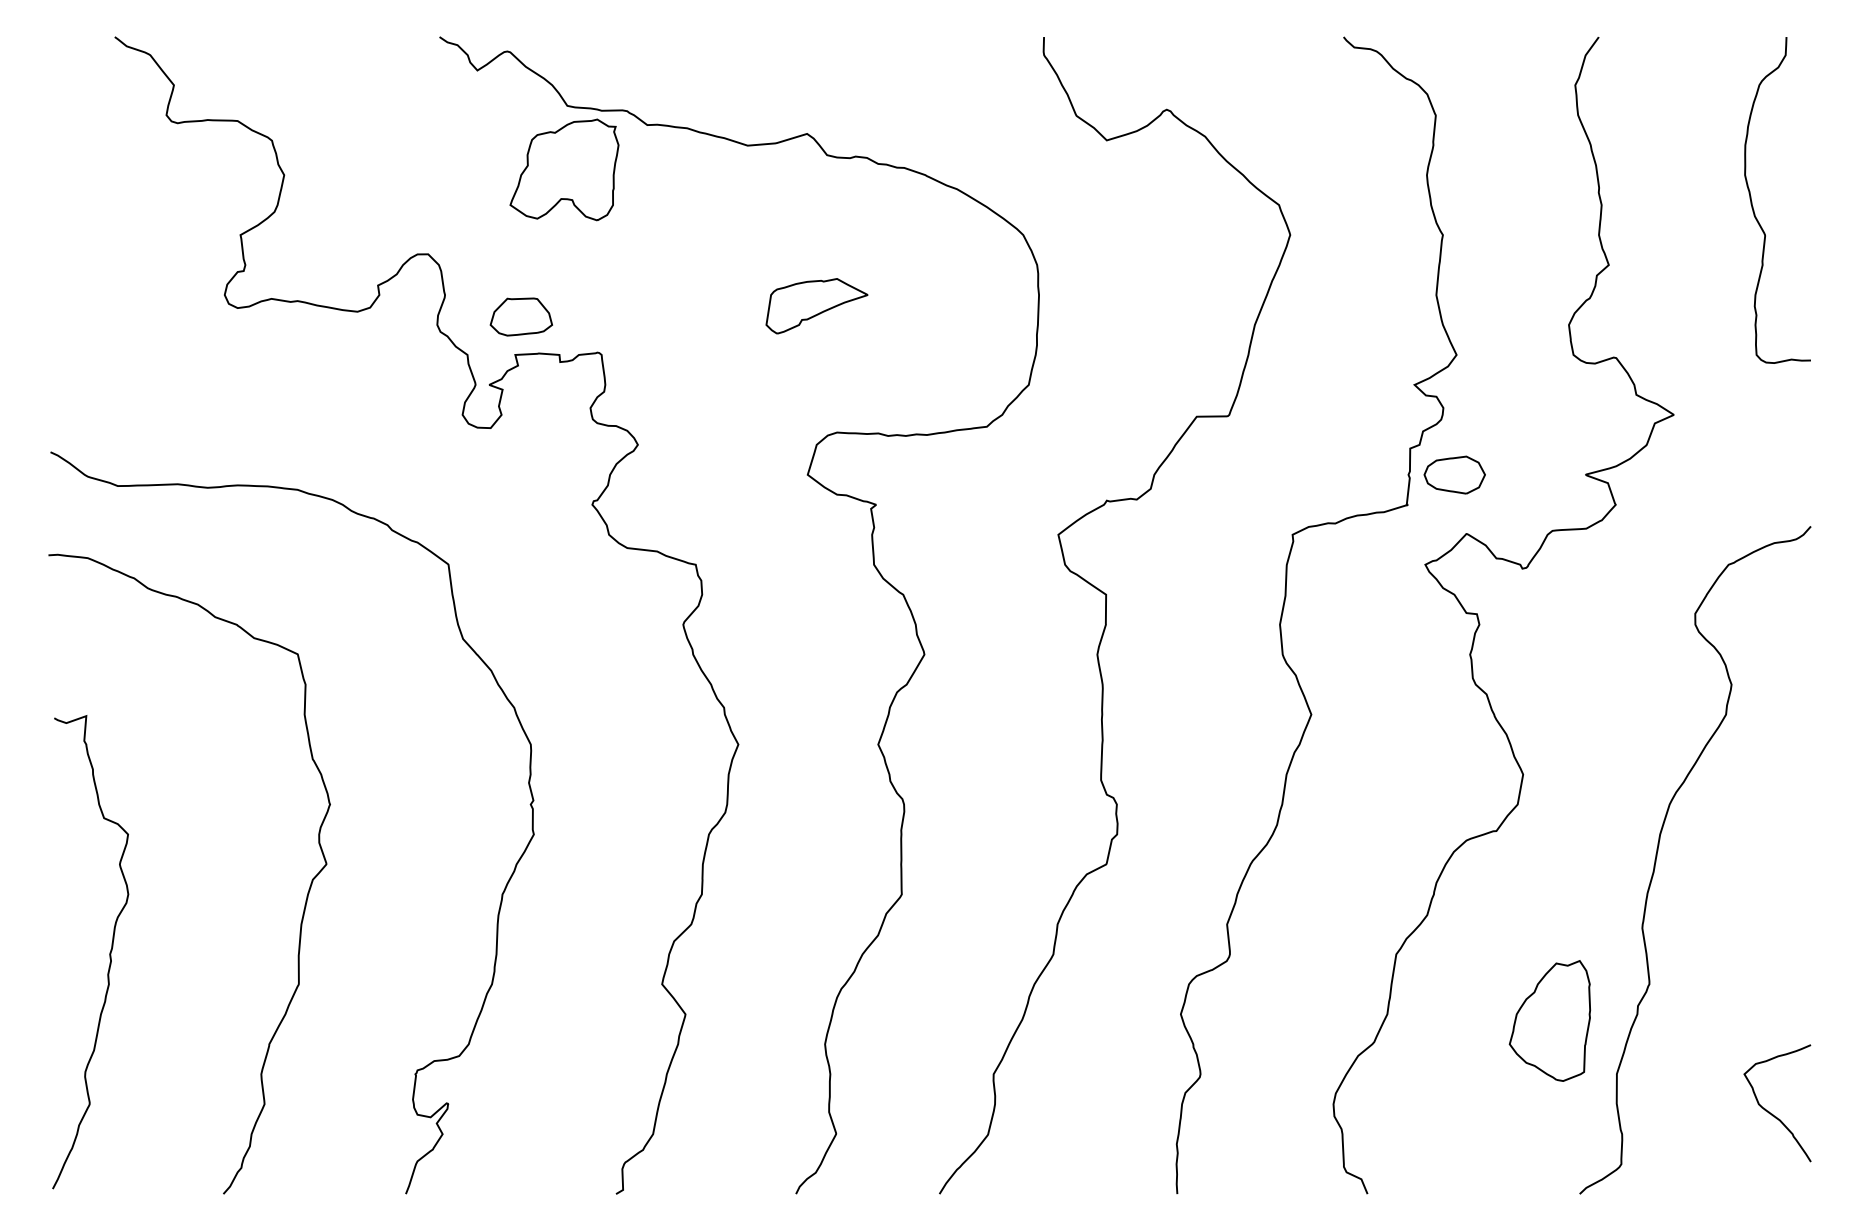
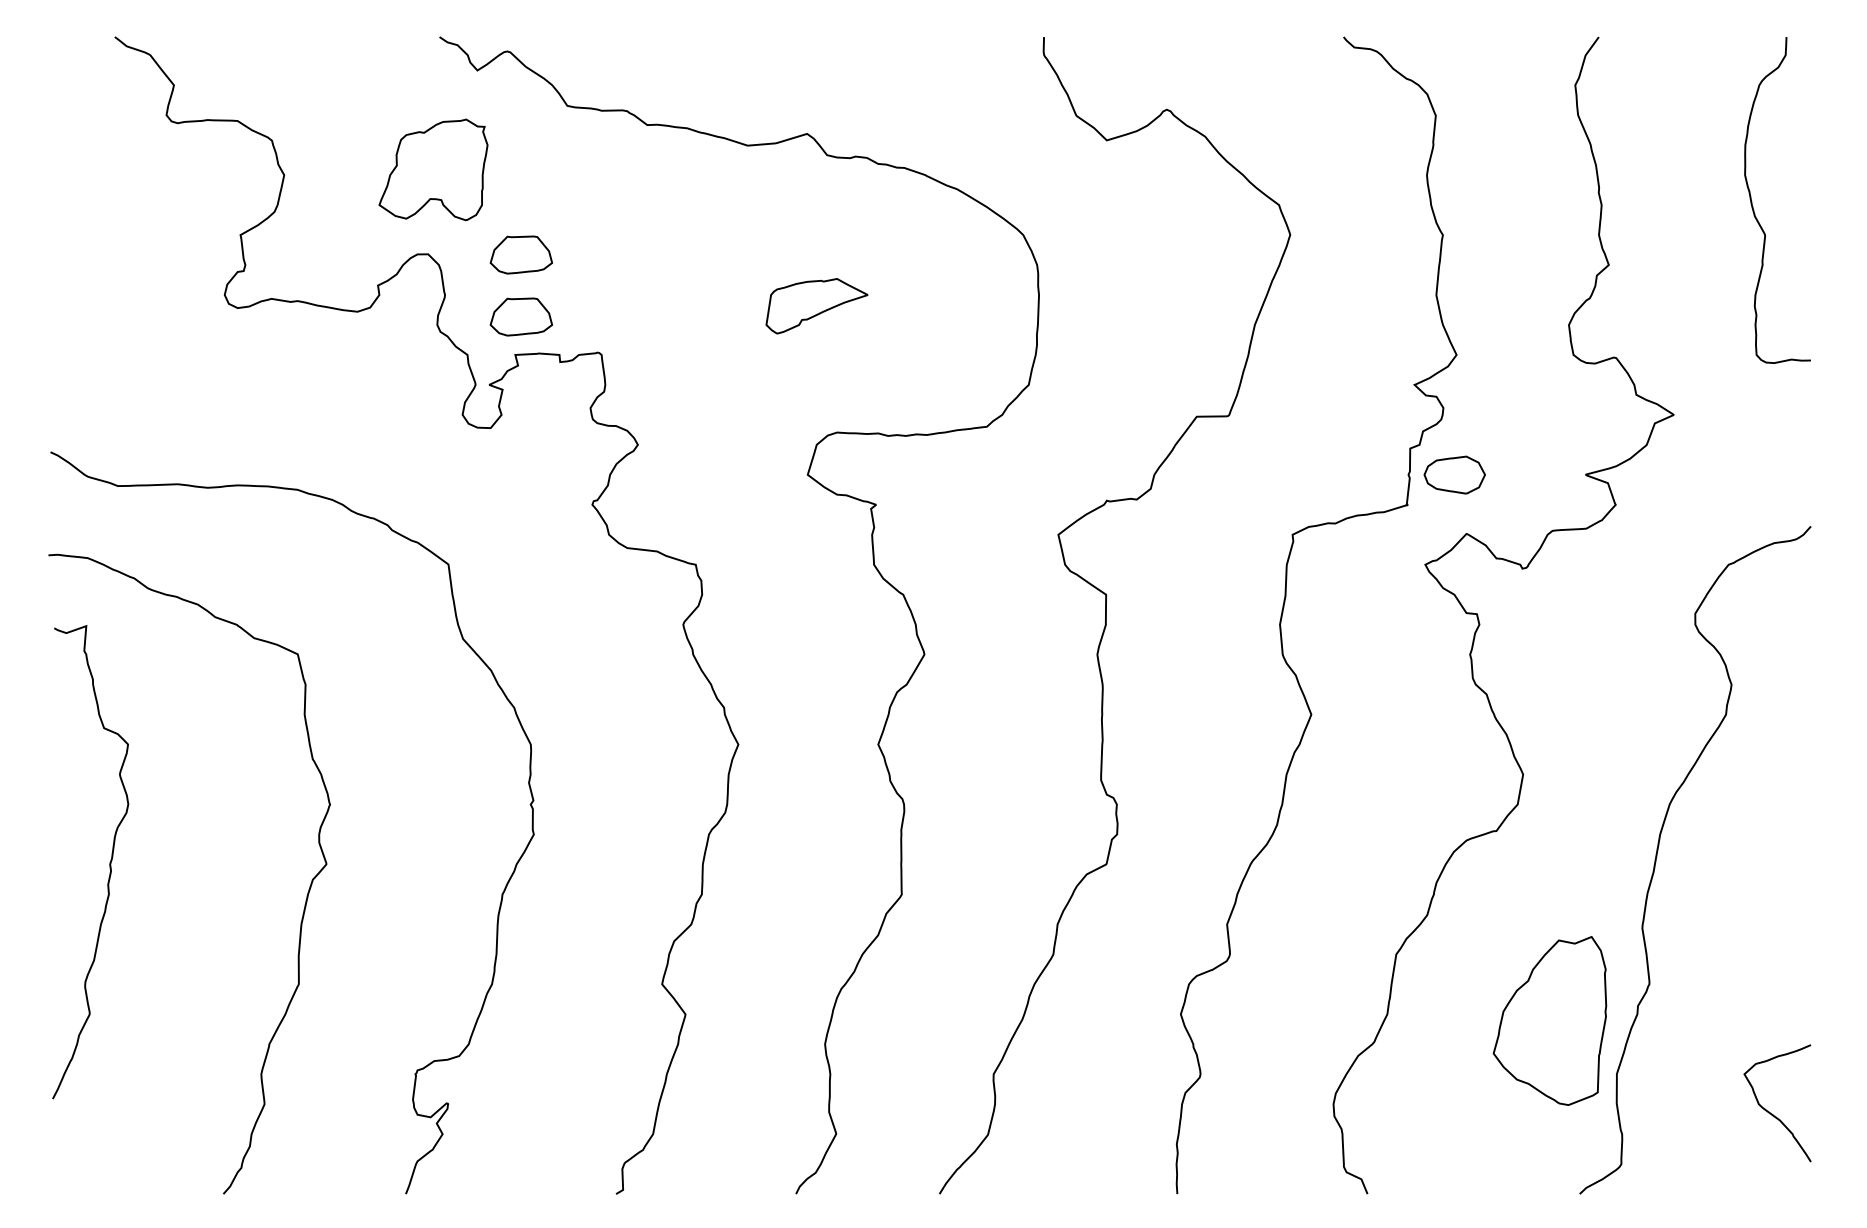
part position: (564, 169) -> (433, 169) (433, 169)
part: none -> present (520, 254)
curve position: (109, 952) -> (109, 862) (109, 862)
part size: 84x122 px -> 116x170 px (1549, 1020)
